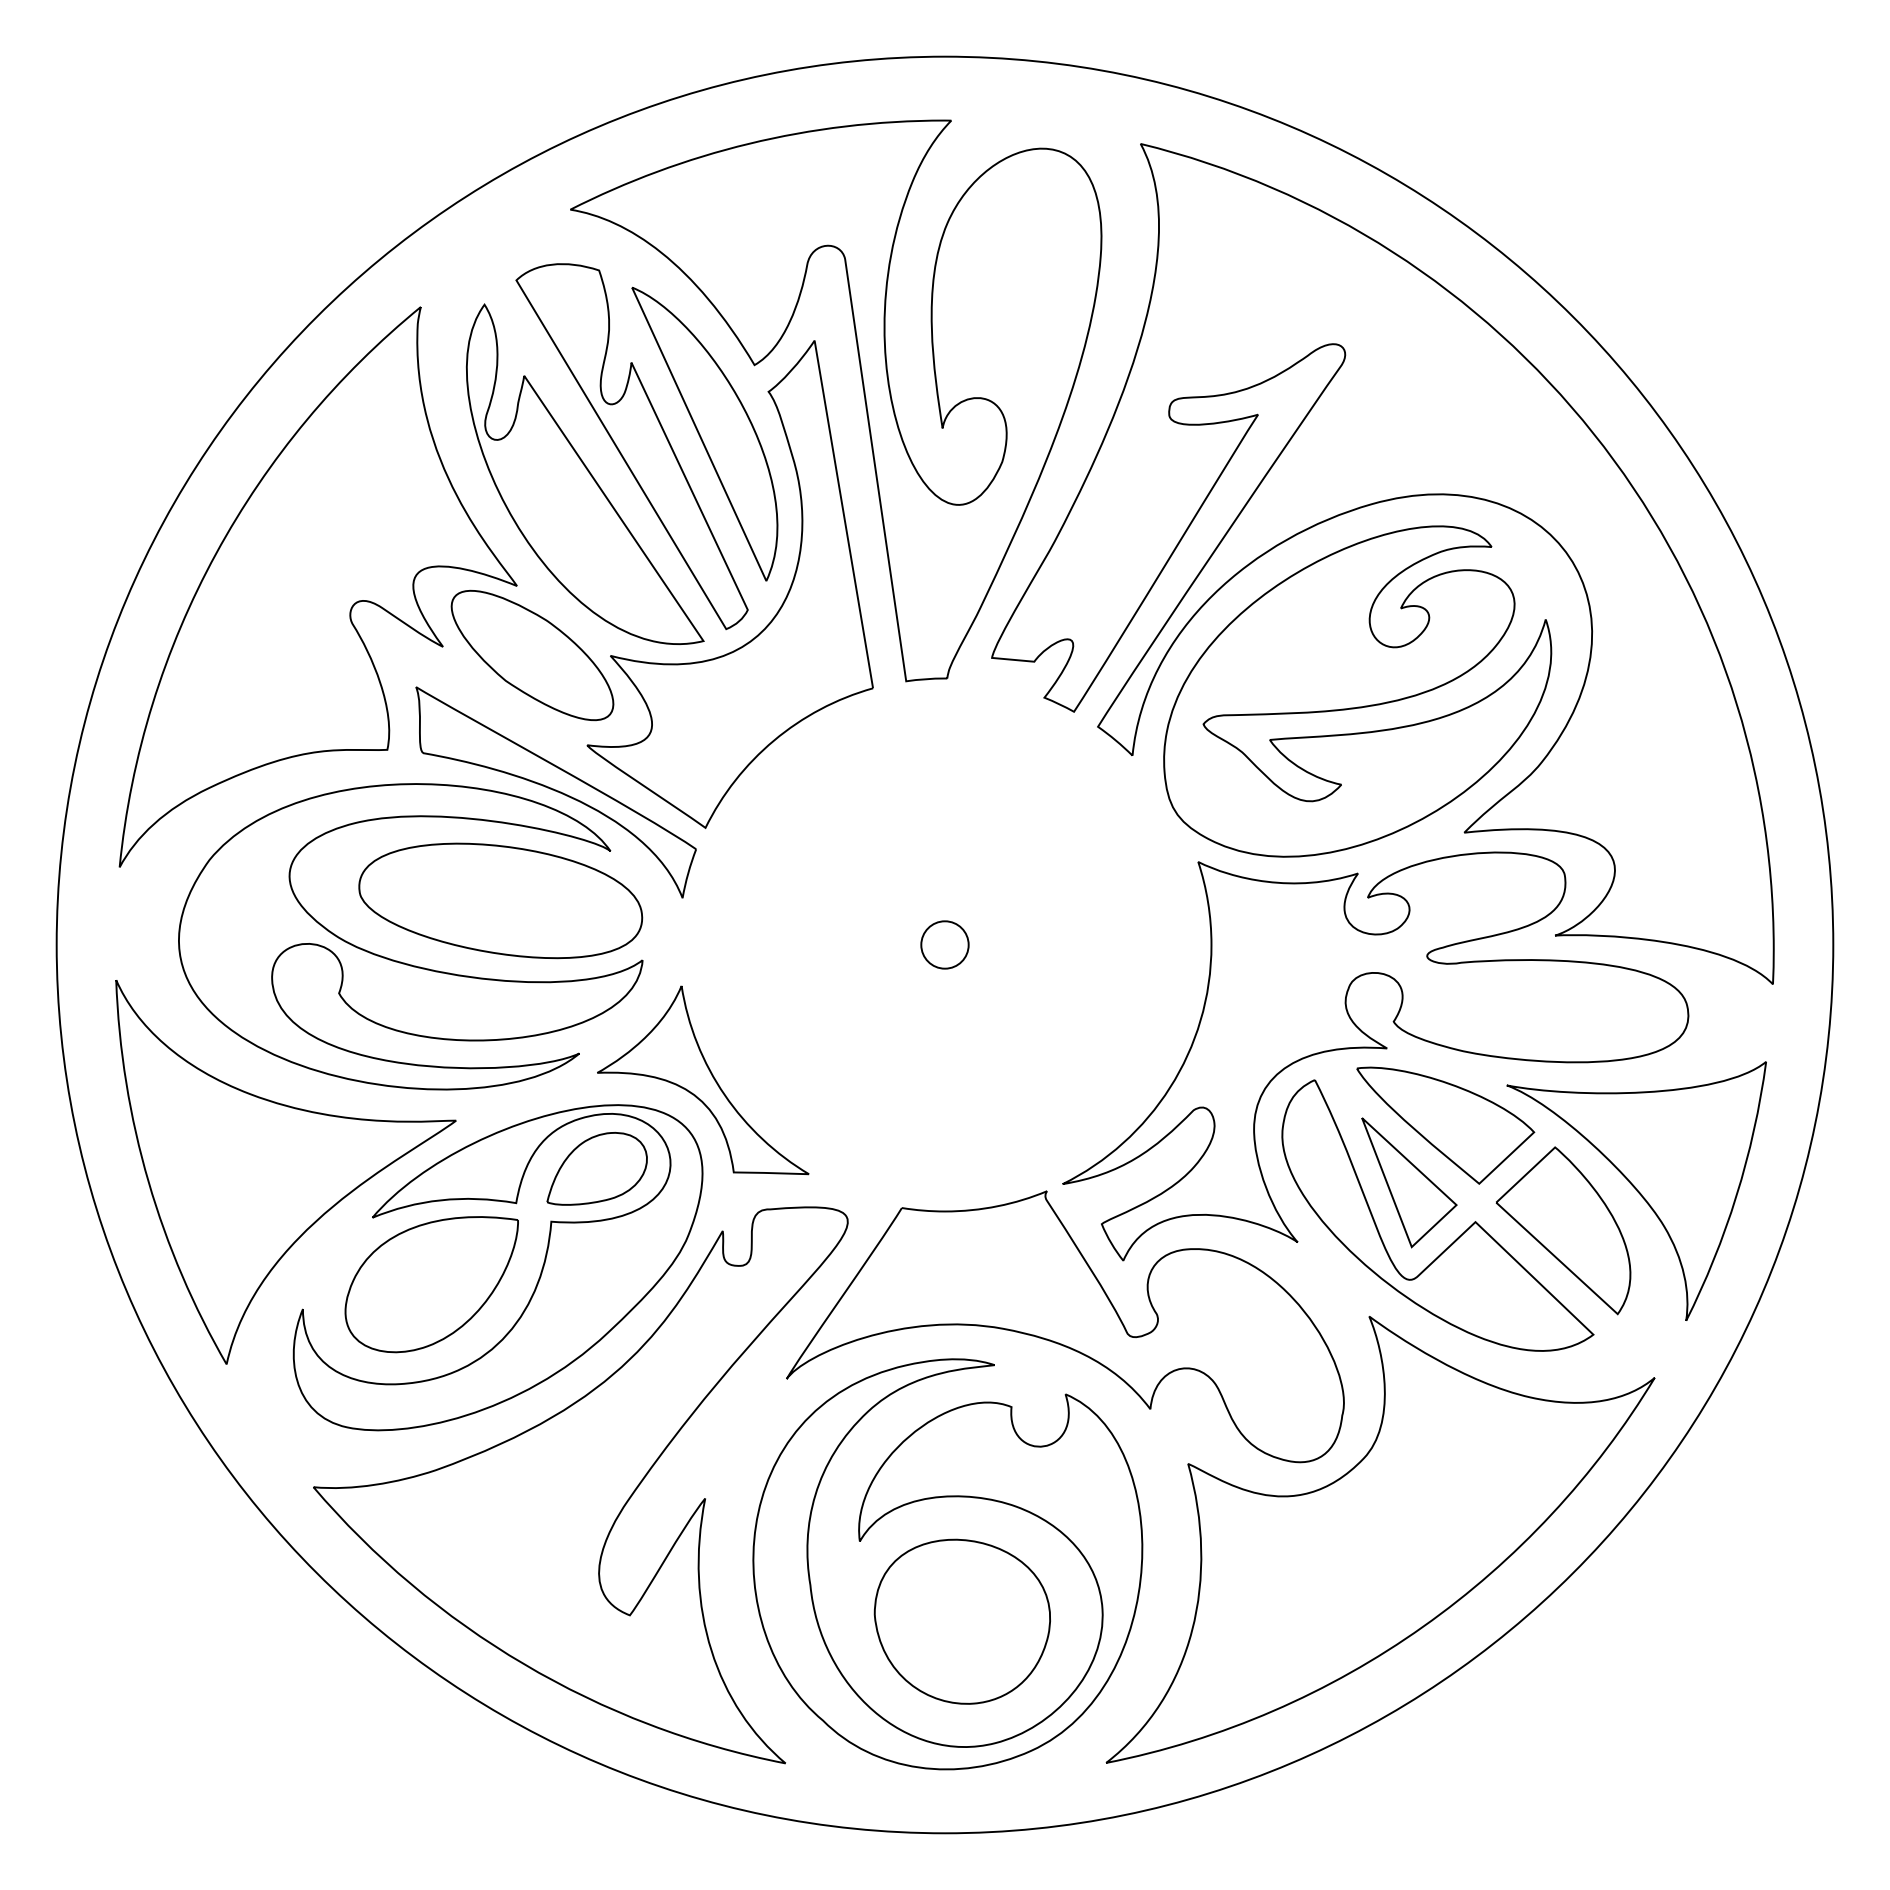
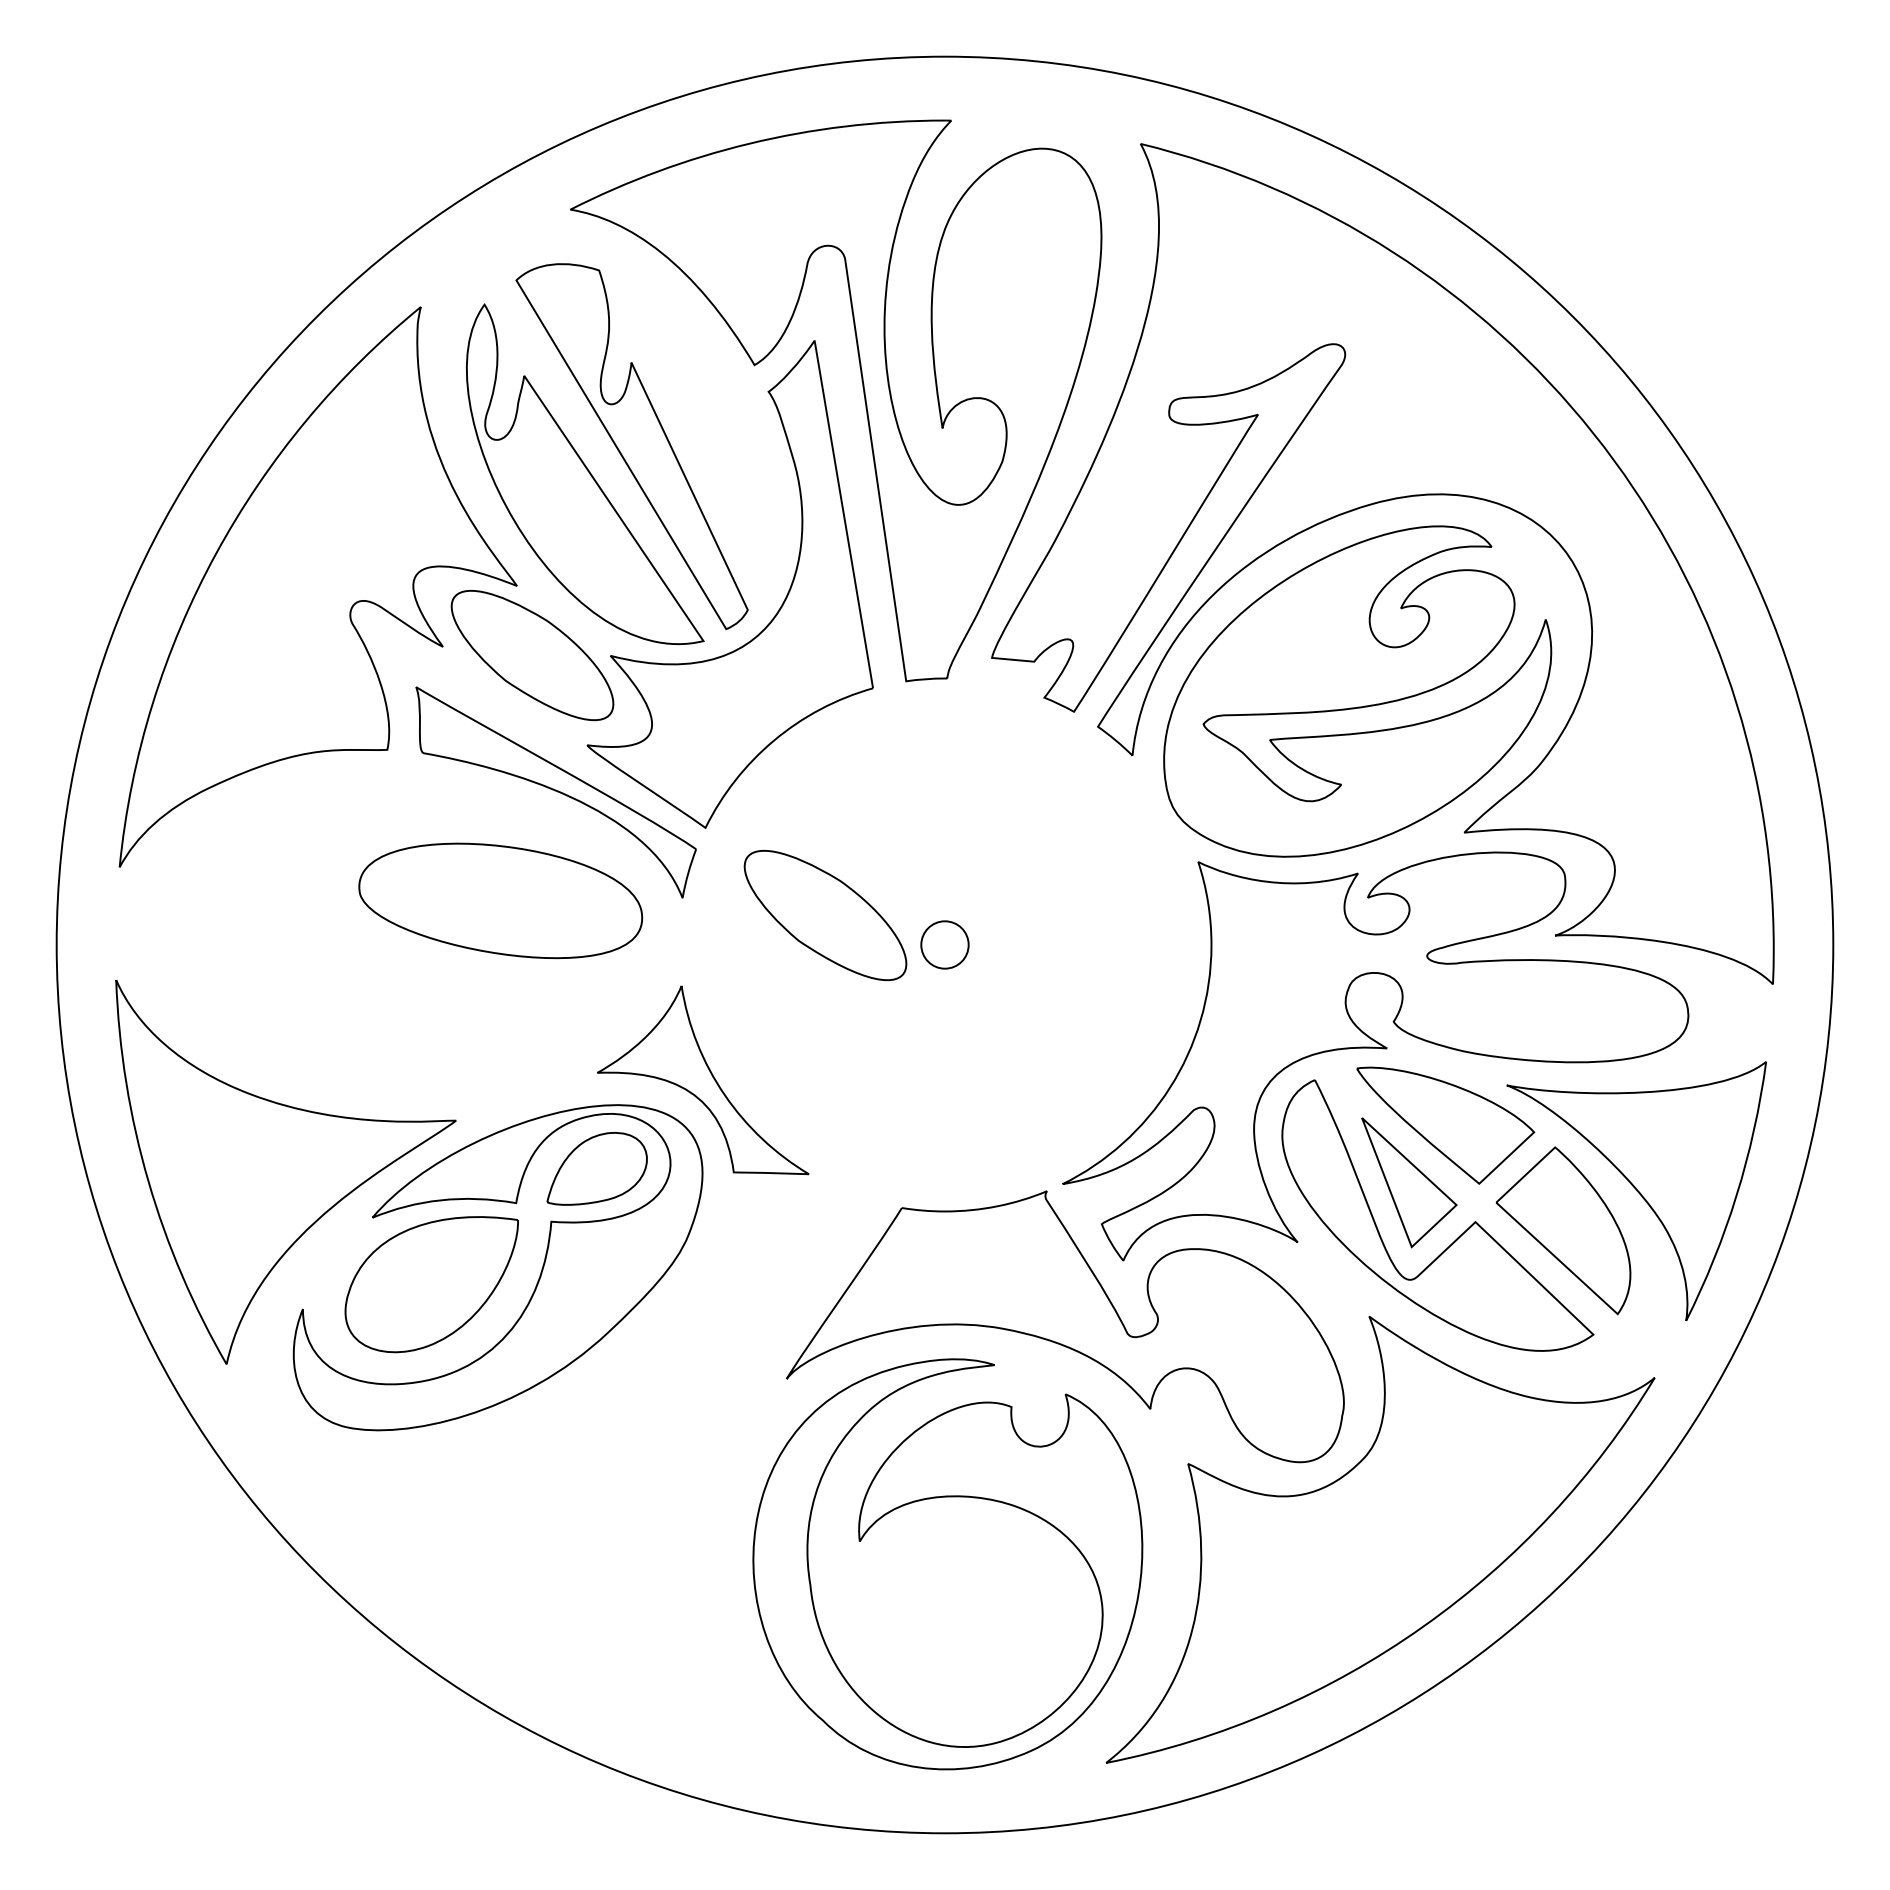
part: present -> none (704, 433)
part: none -> present (825, 915)
part: present -> none (401, 961)
part: present -> none (580, 1485)
part: present -> none (961, 1621)
